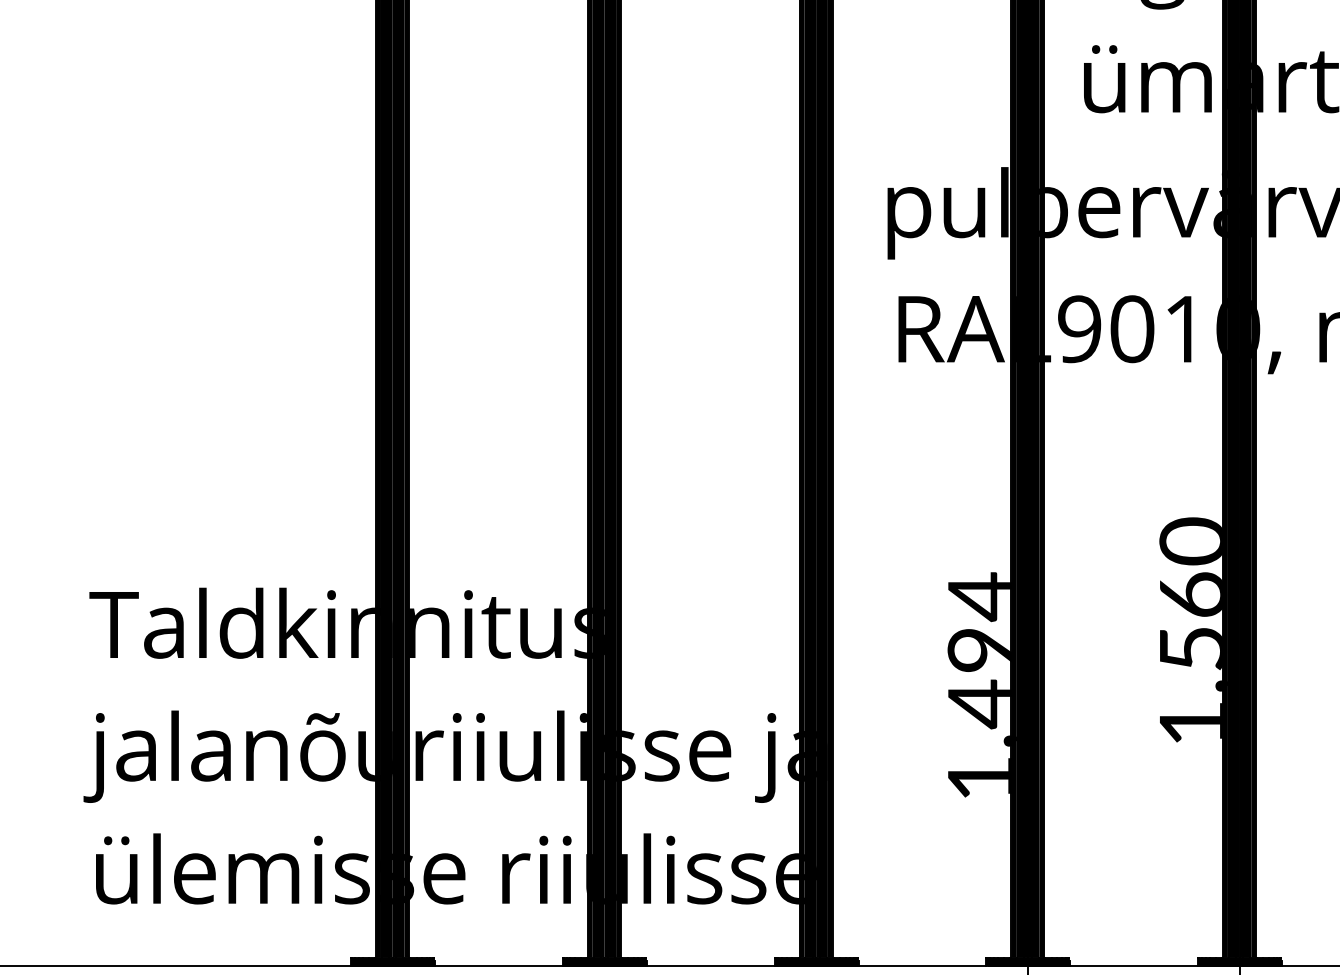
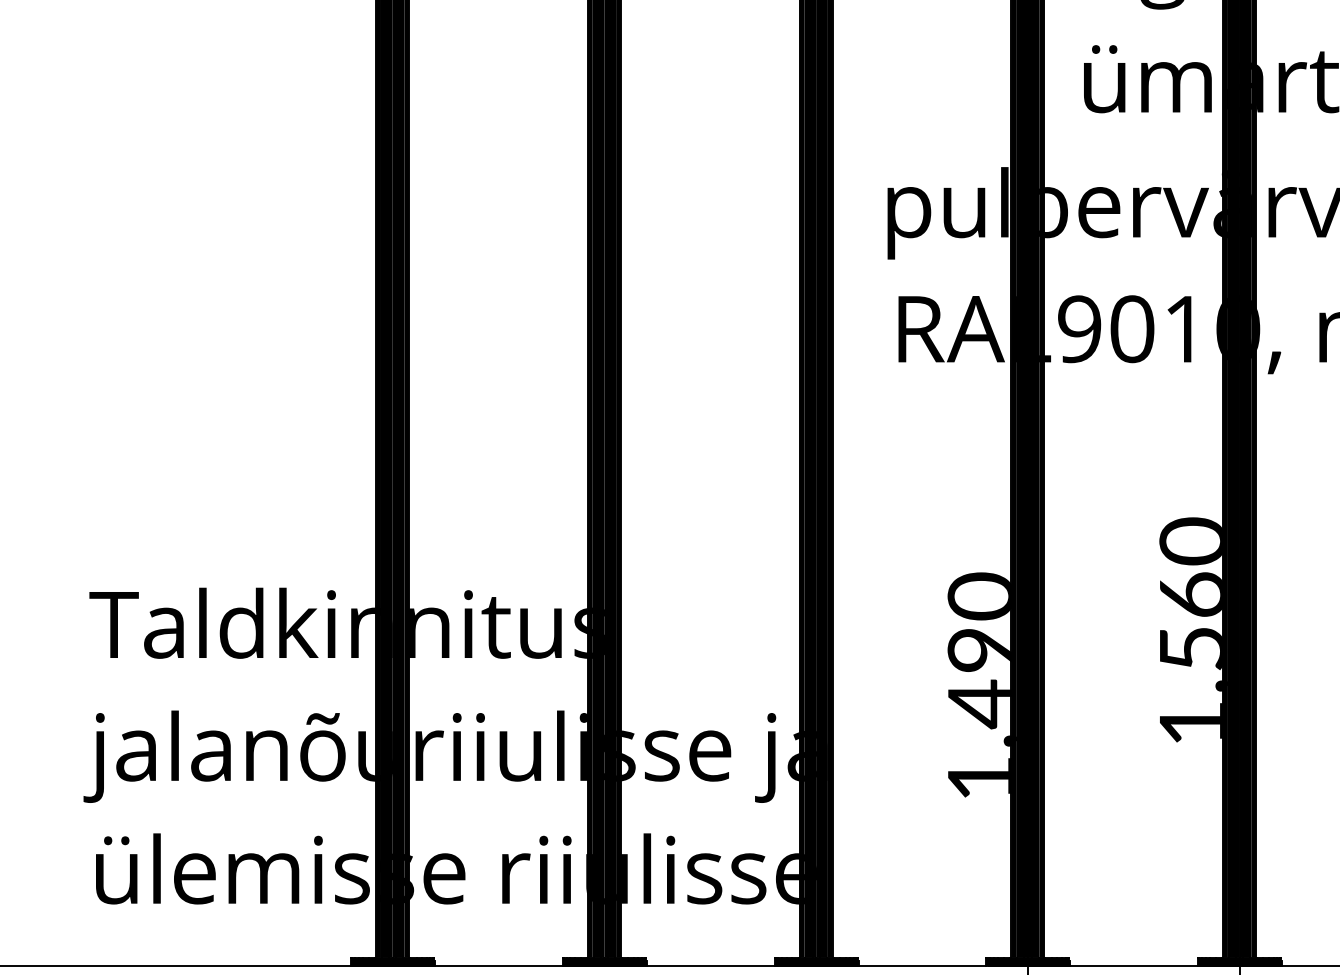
text: 1,494 -> 1,490 (978, 597)
